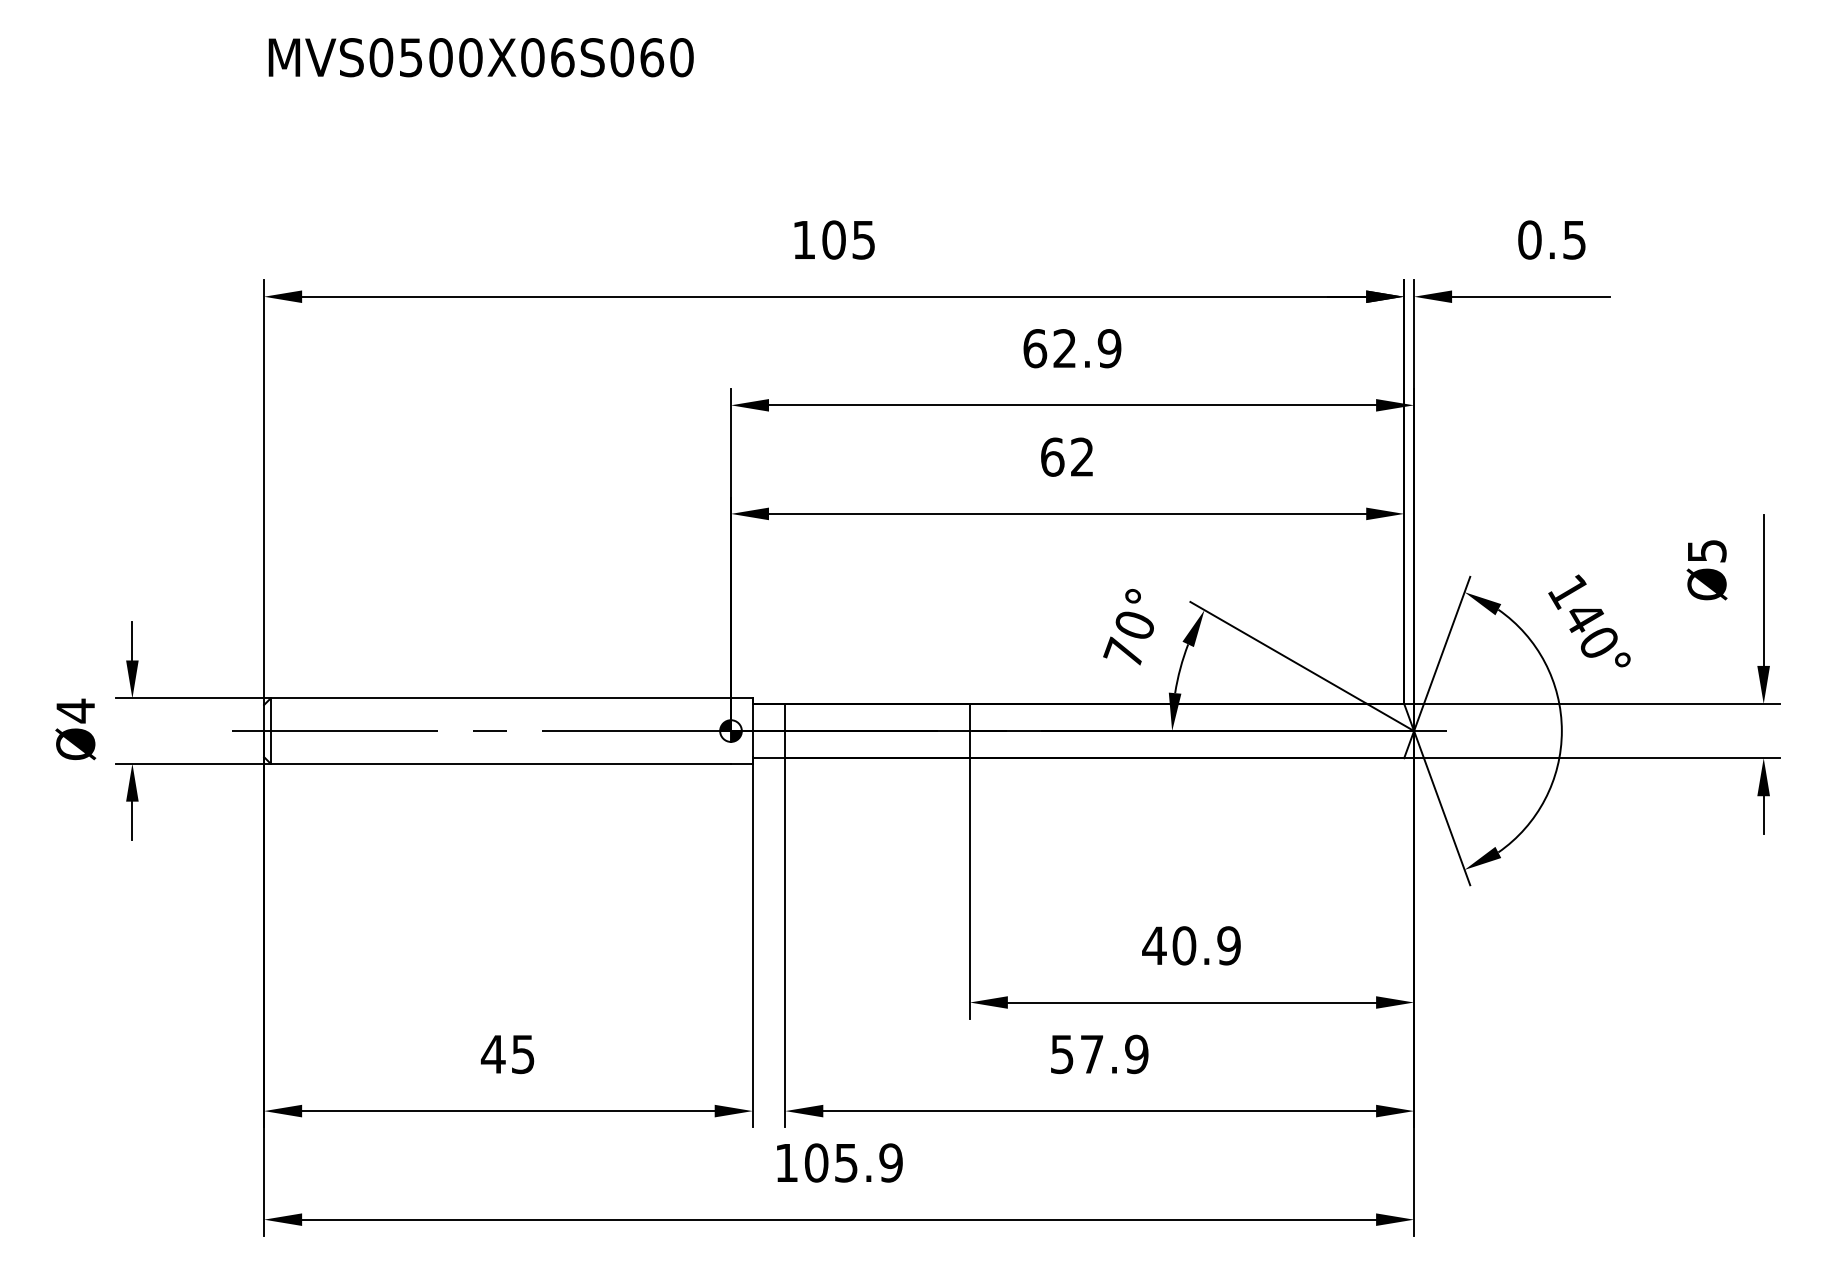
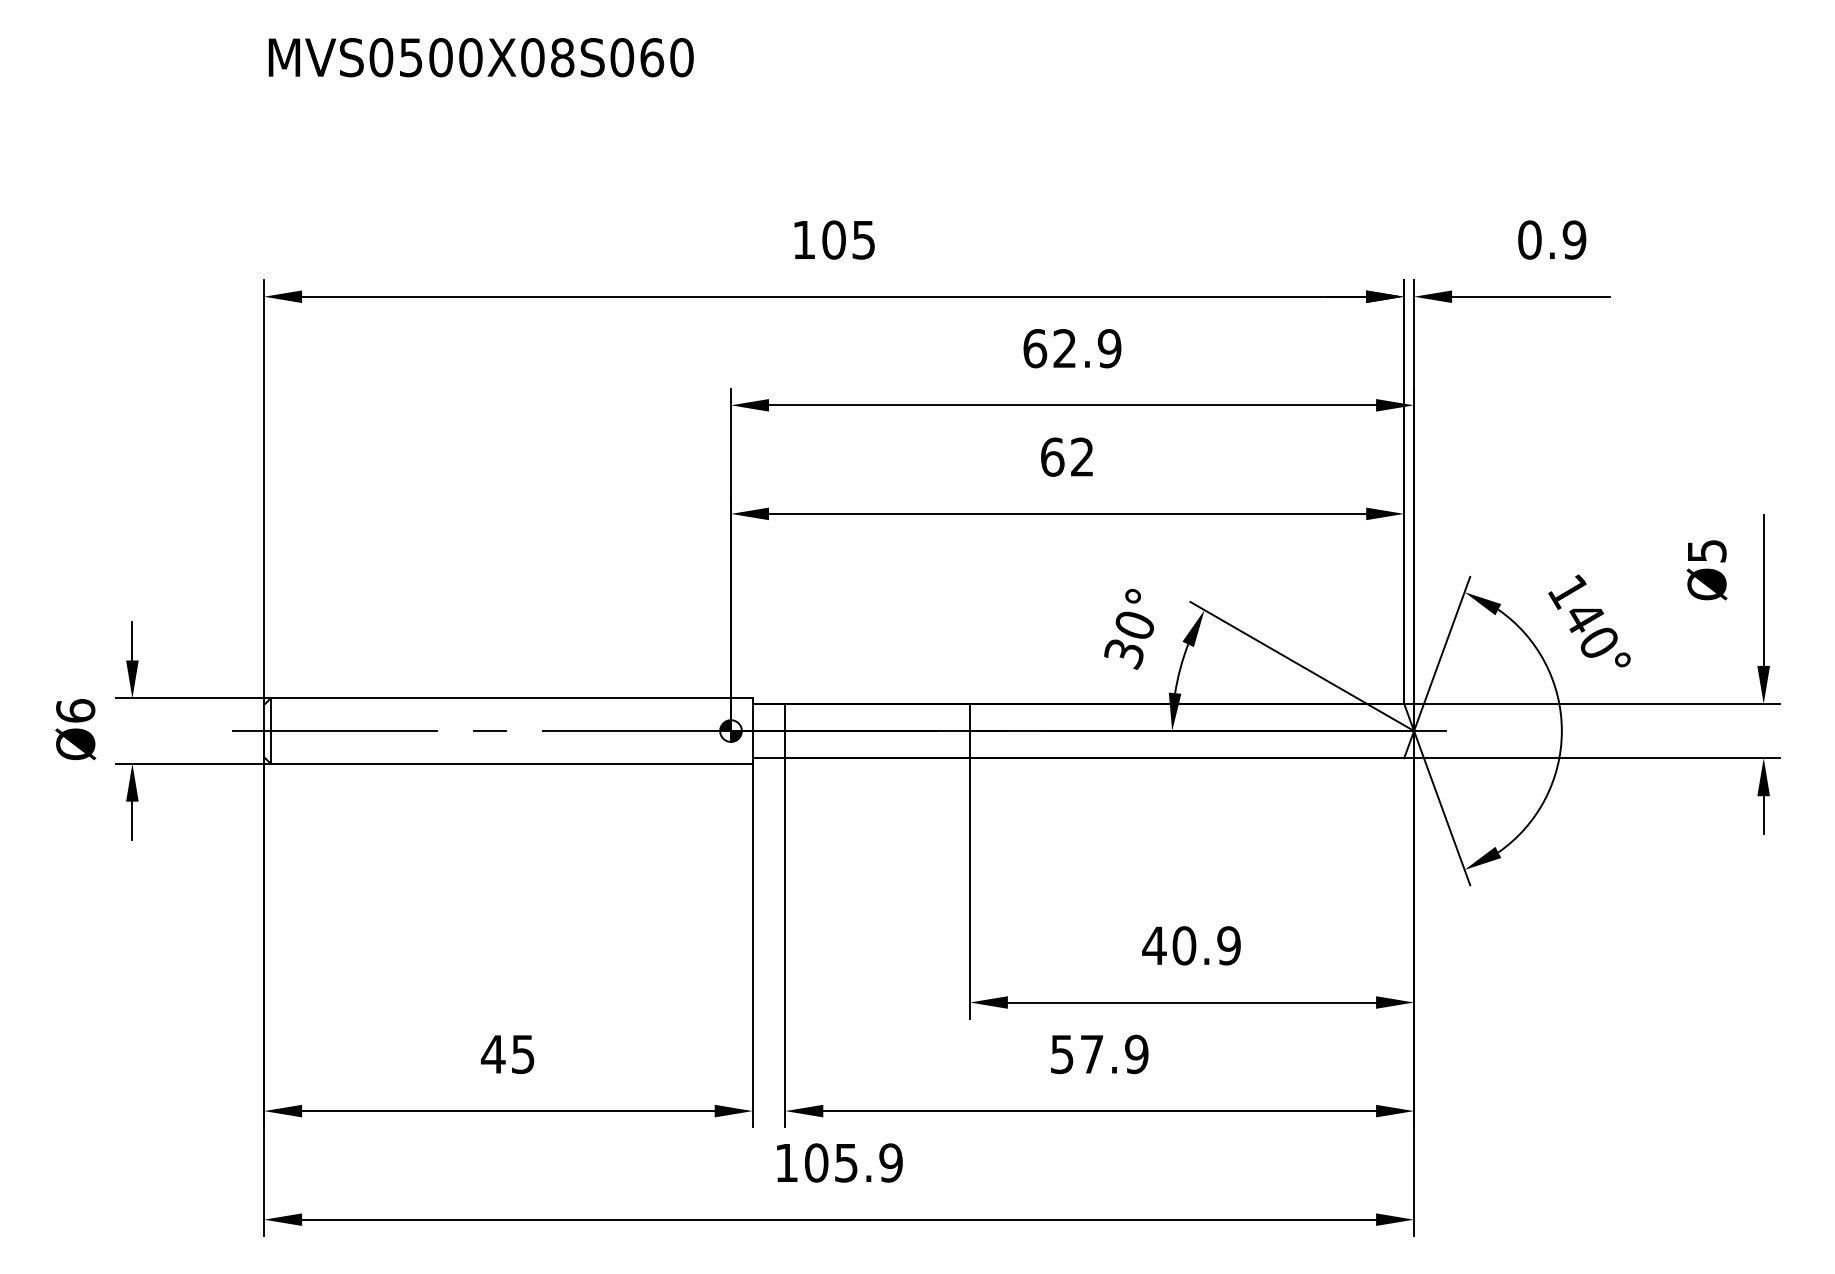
text: MVS0500X06S060 -> MVS0500X08S060 (562, 57)
text: 0.5 -> 0.9 (1574, 239)
text: 70° -> 30° (1123, 652)
text: Ø4 -> Ø6 (75, 710)
